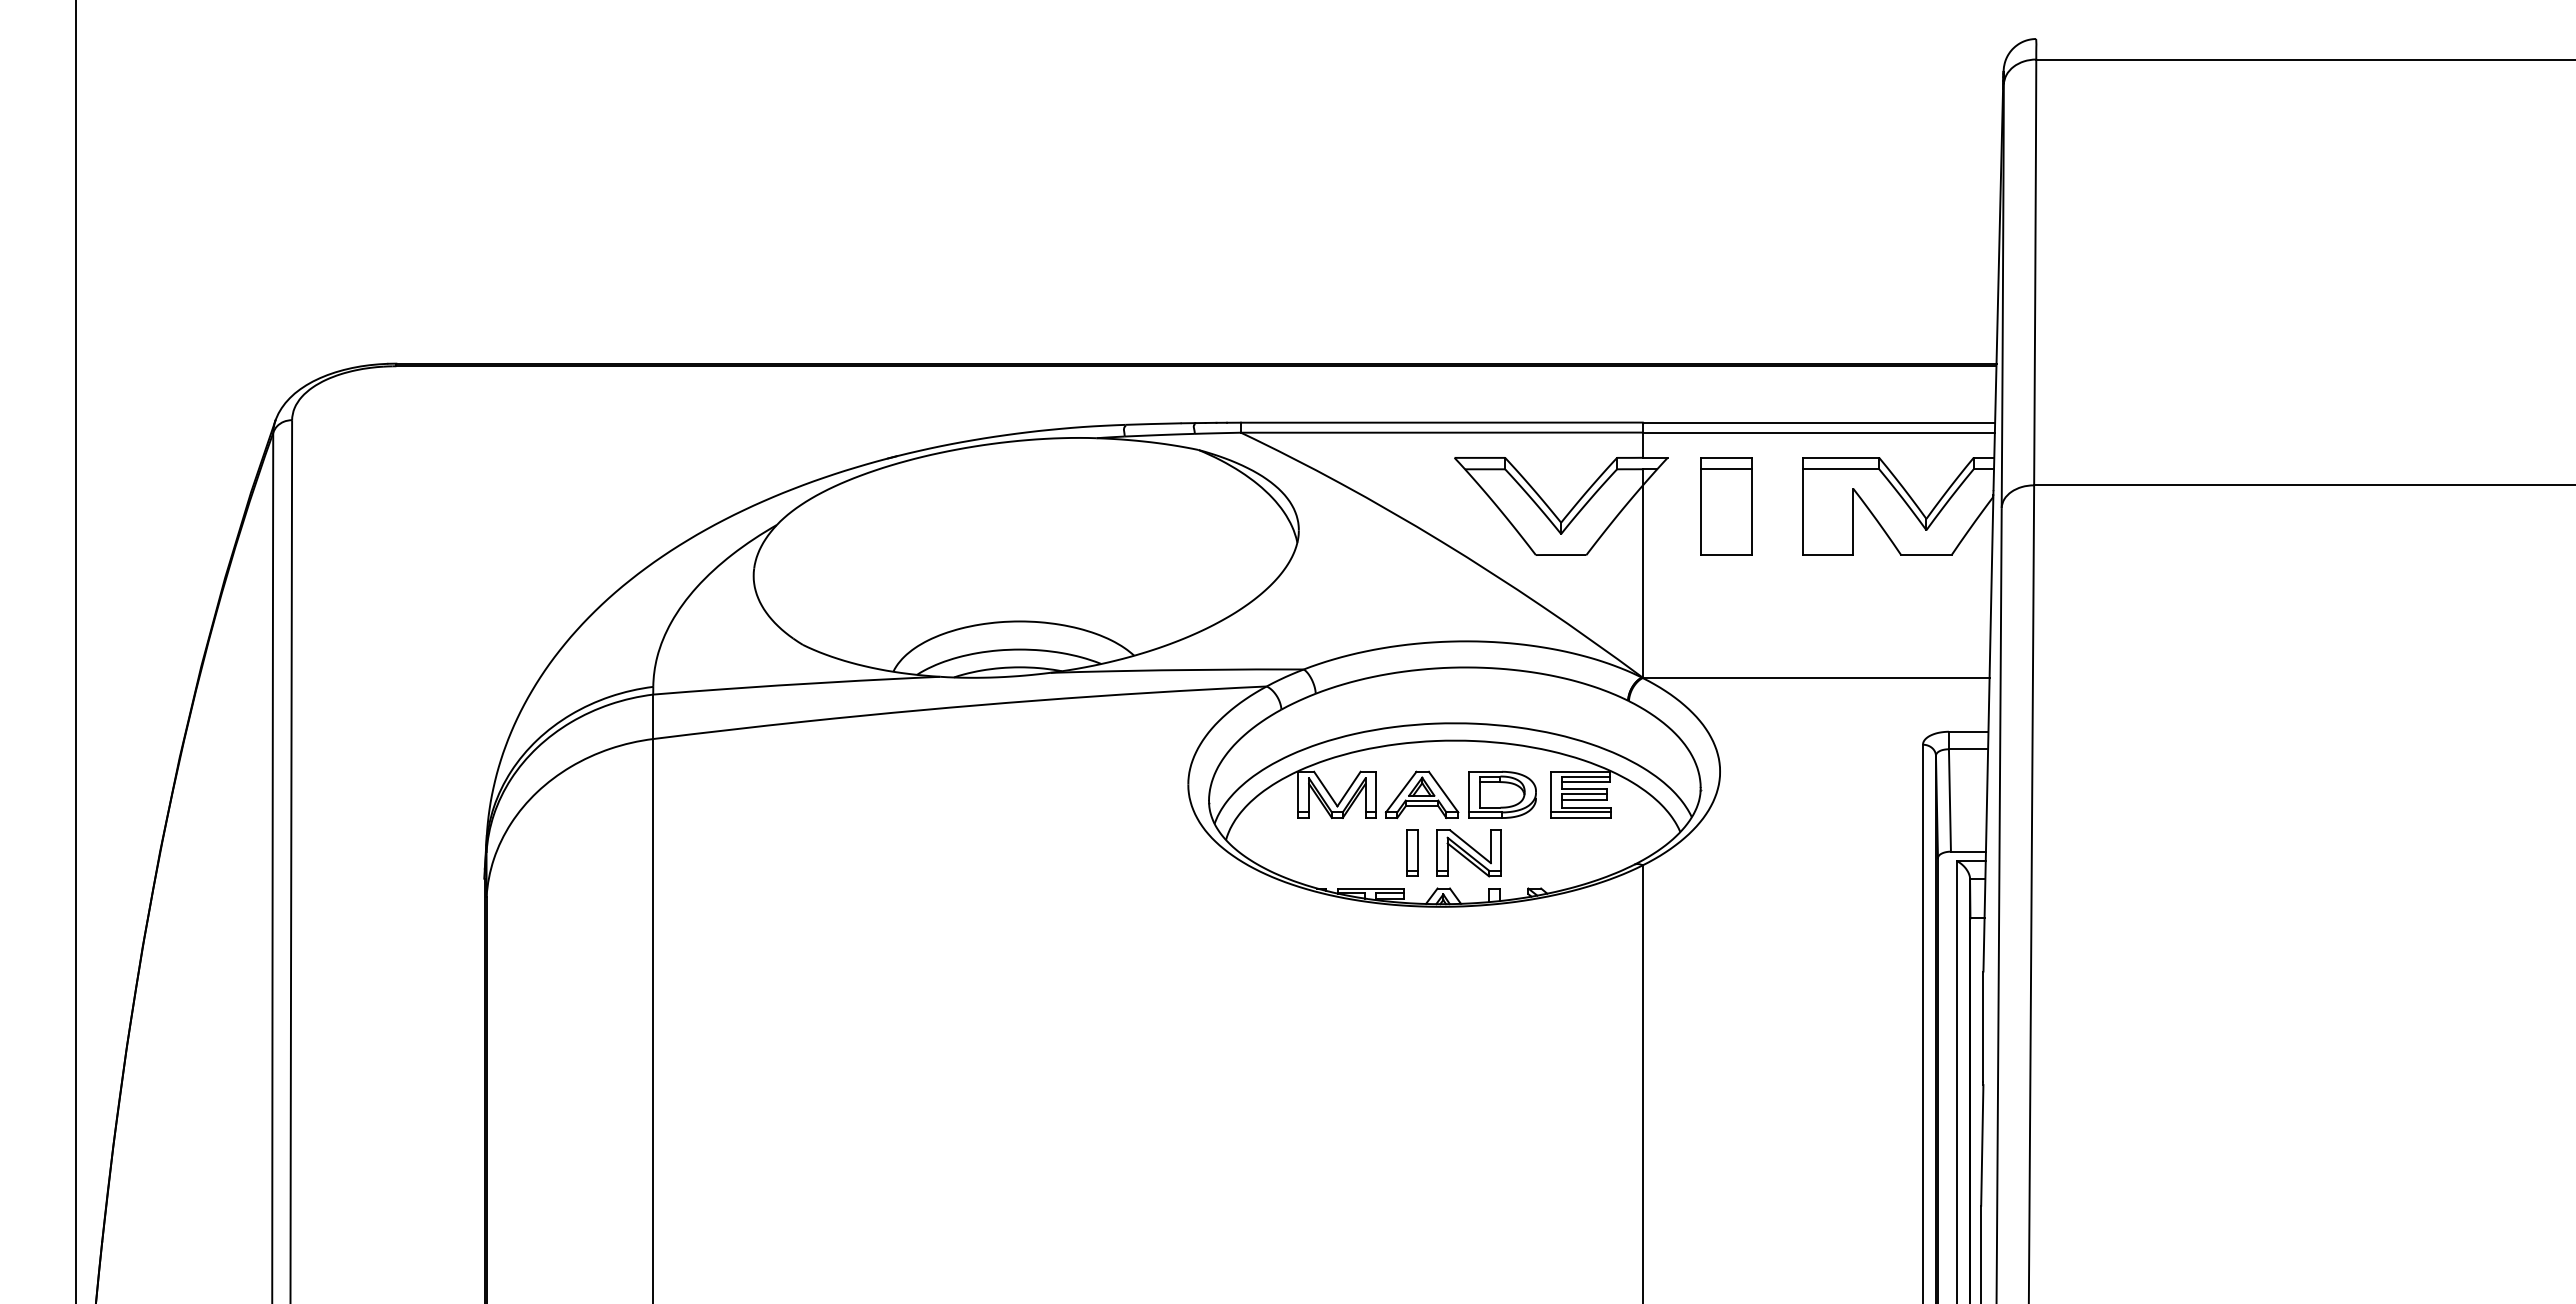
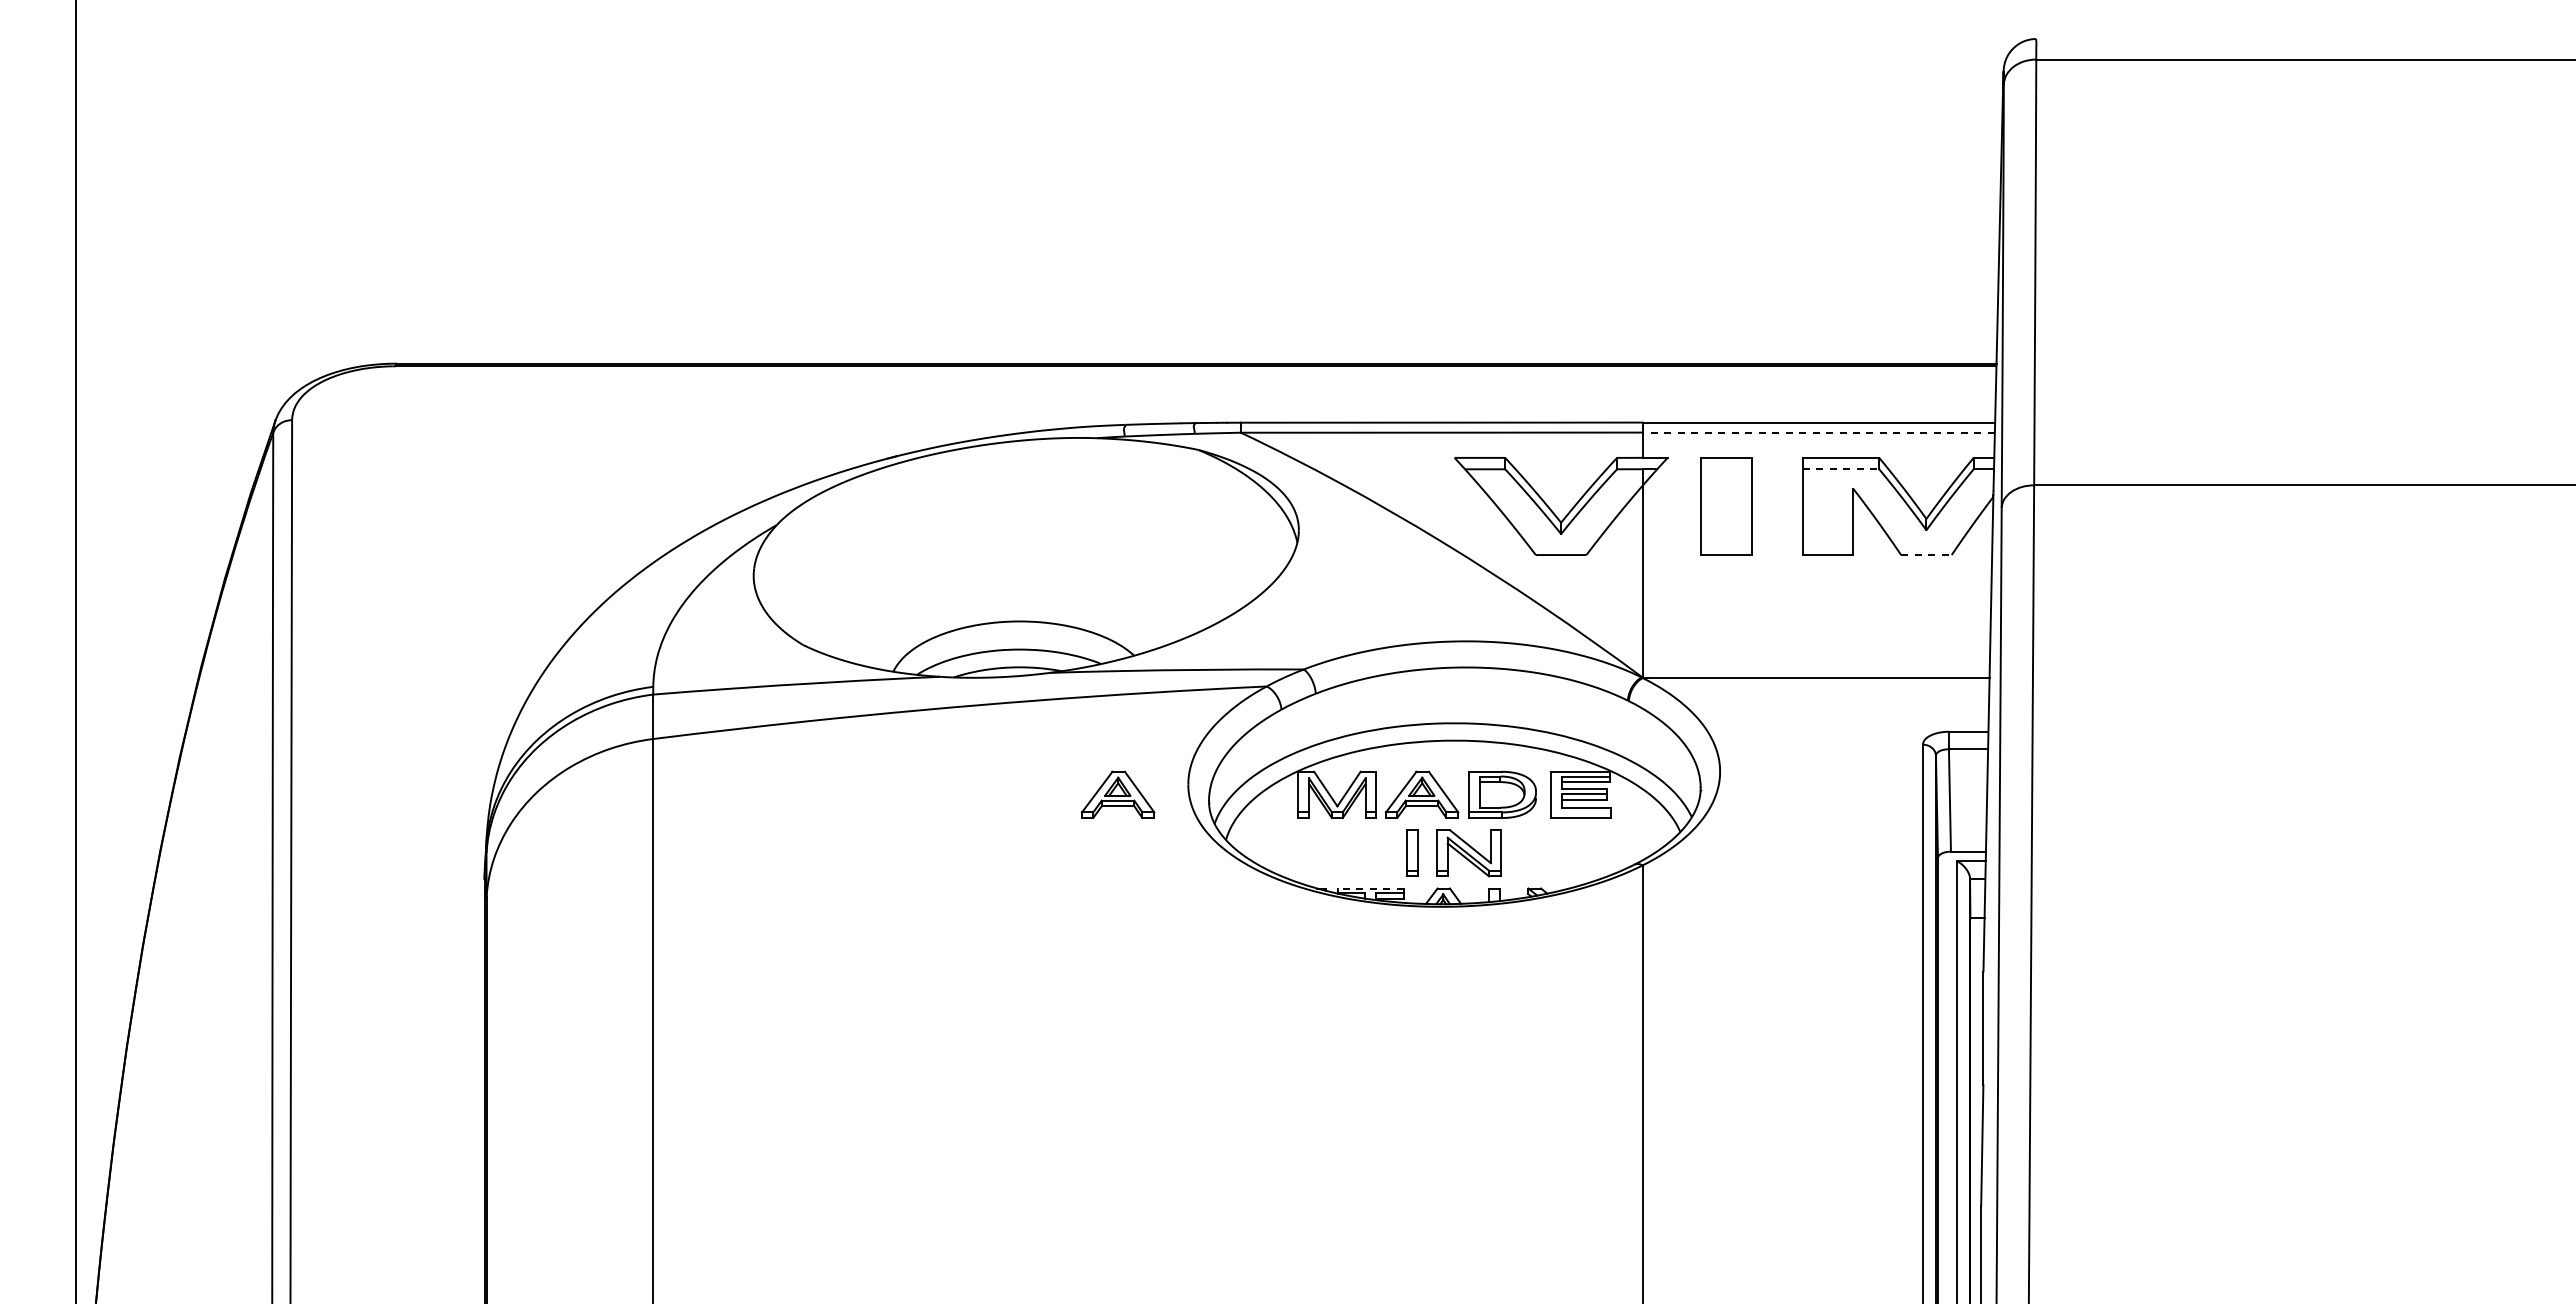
line: solid -> dashed (1818, 432)
line: present -> none (1726, 469)
line: solid -> dashed (1841, 469)
line: solid -> dashed (1926, 555)
part: none -> present (1117, 794)
line: present -> none (1581, 812)
line: solid -> dashed (1370, 888)
